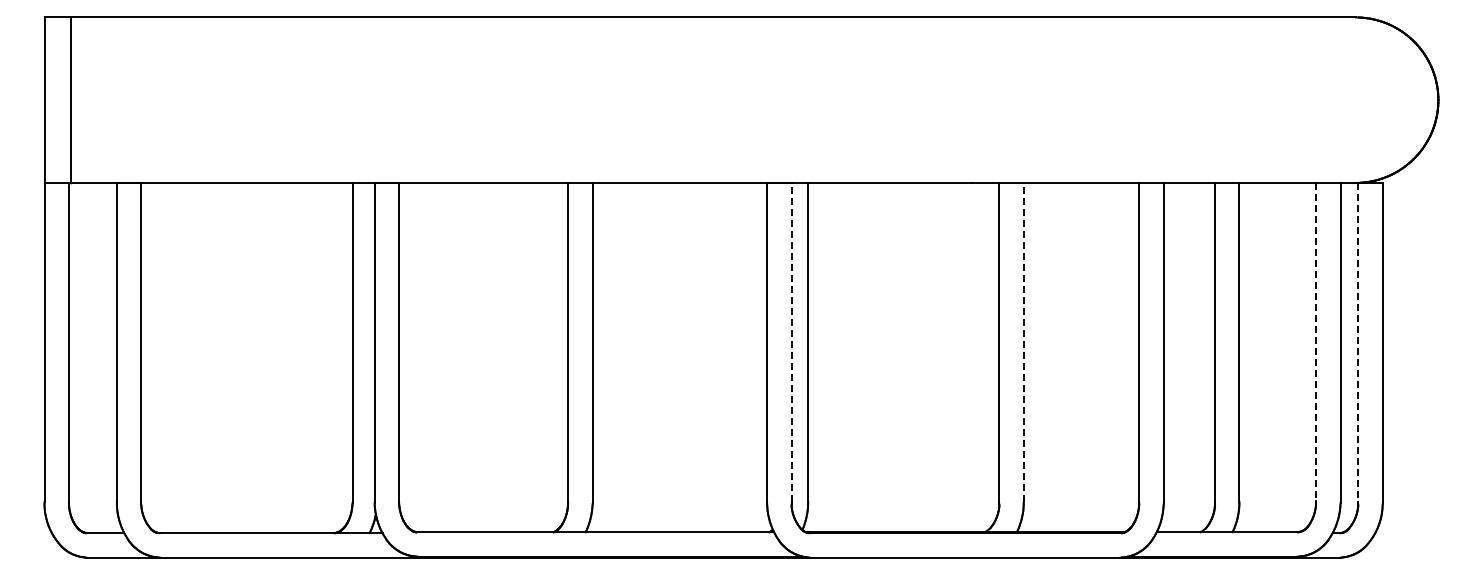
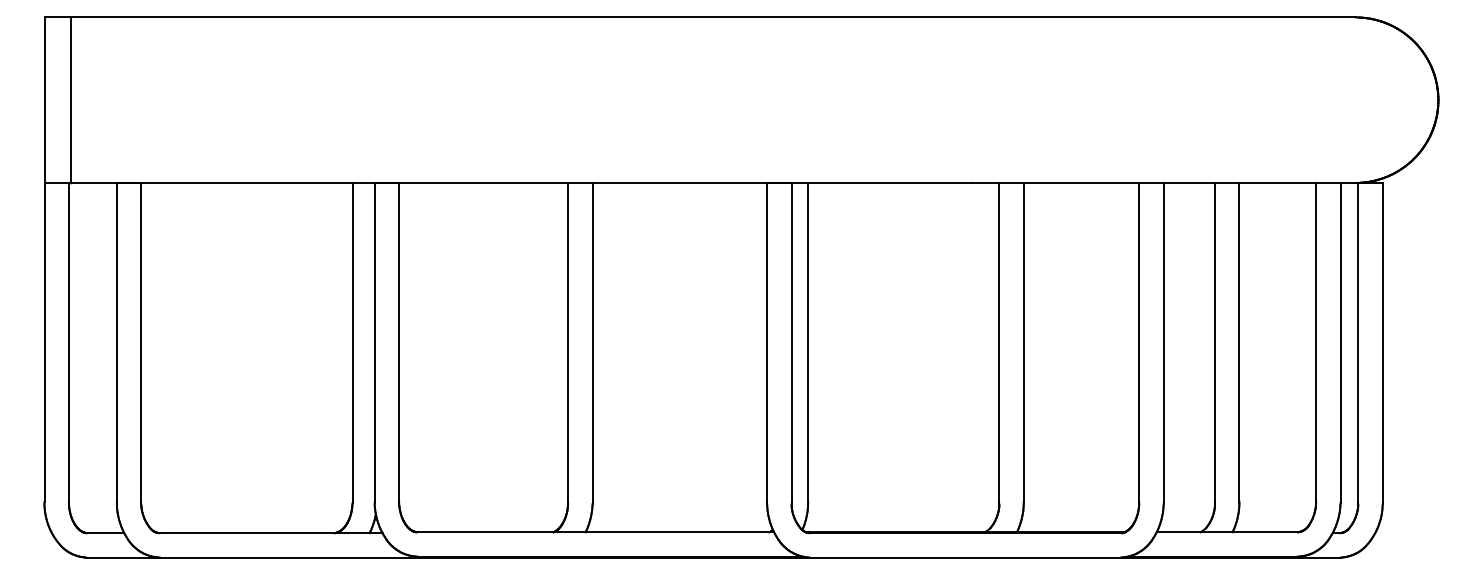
line: dashed -> solid (791, 341)
line: dashed -> solid (1023, 341)
line: dashed -> solid (1316, 342)
line: dashed -> solid (1358, 342)
